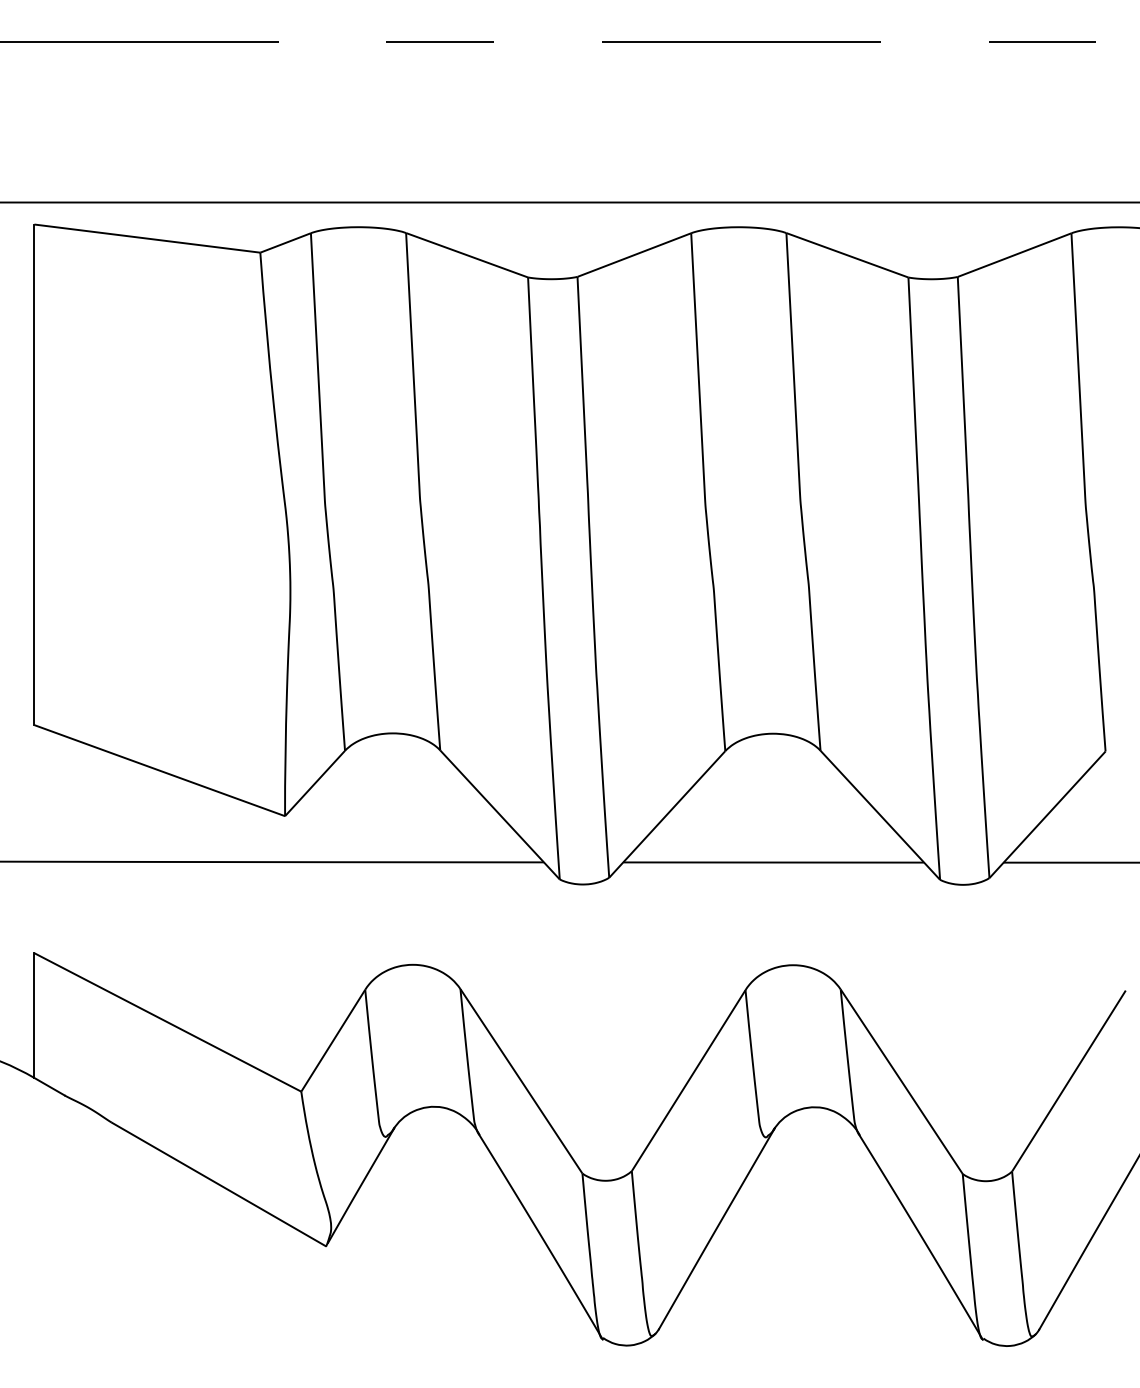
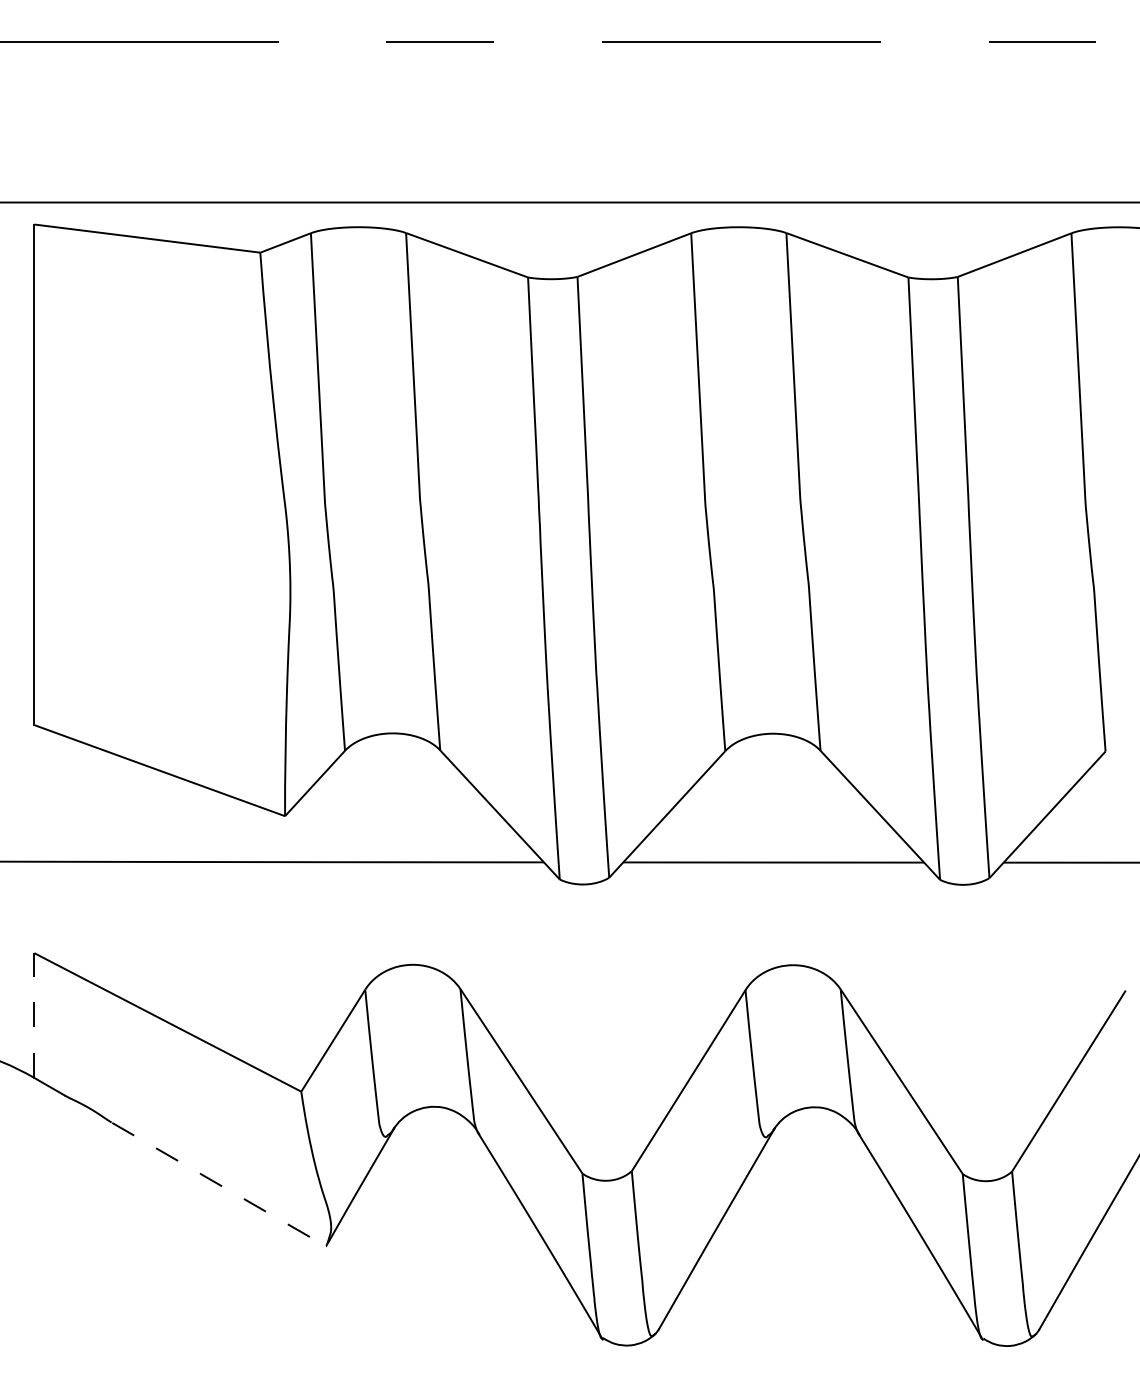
line: solid -> dashed (34, 1015)
line: solid -> dashed (219, 1184)
